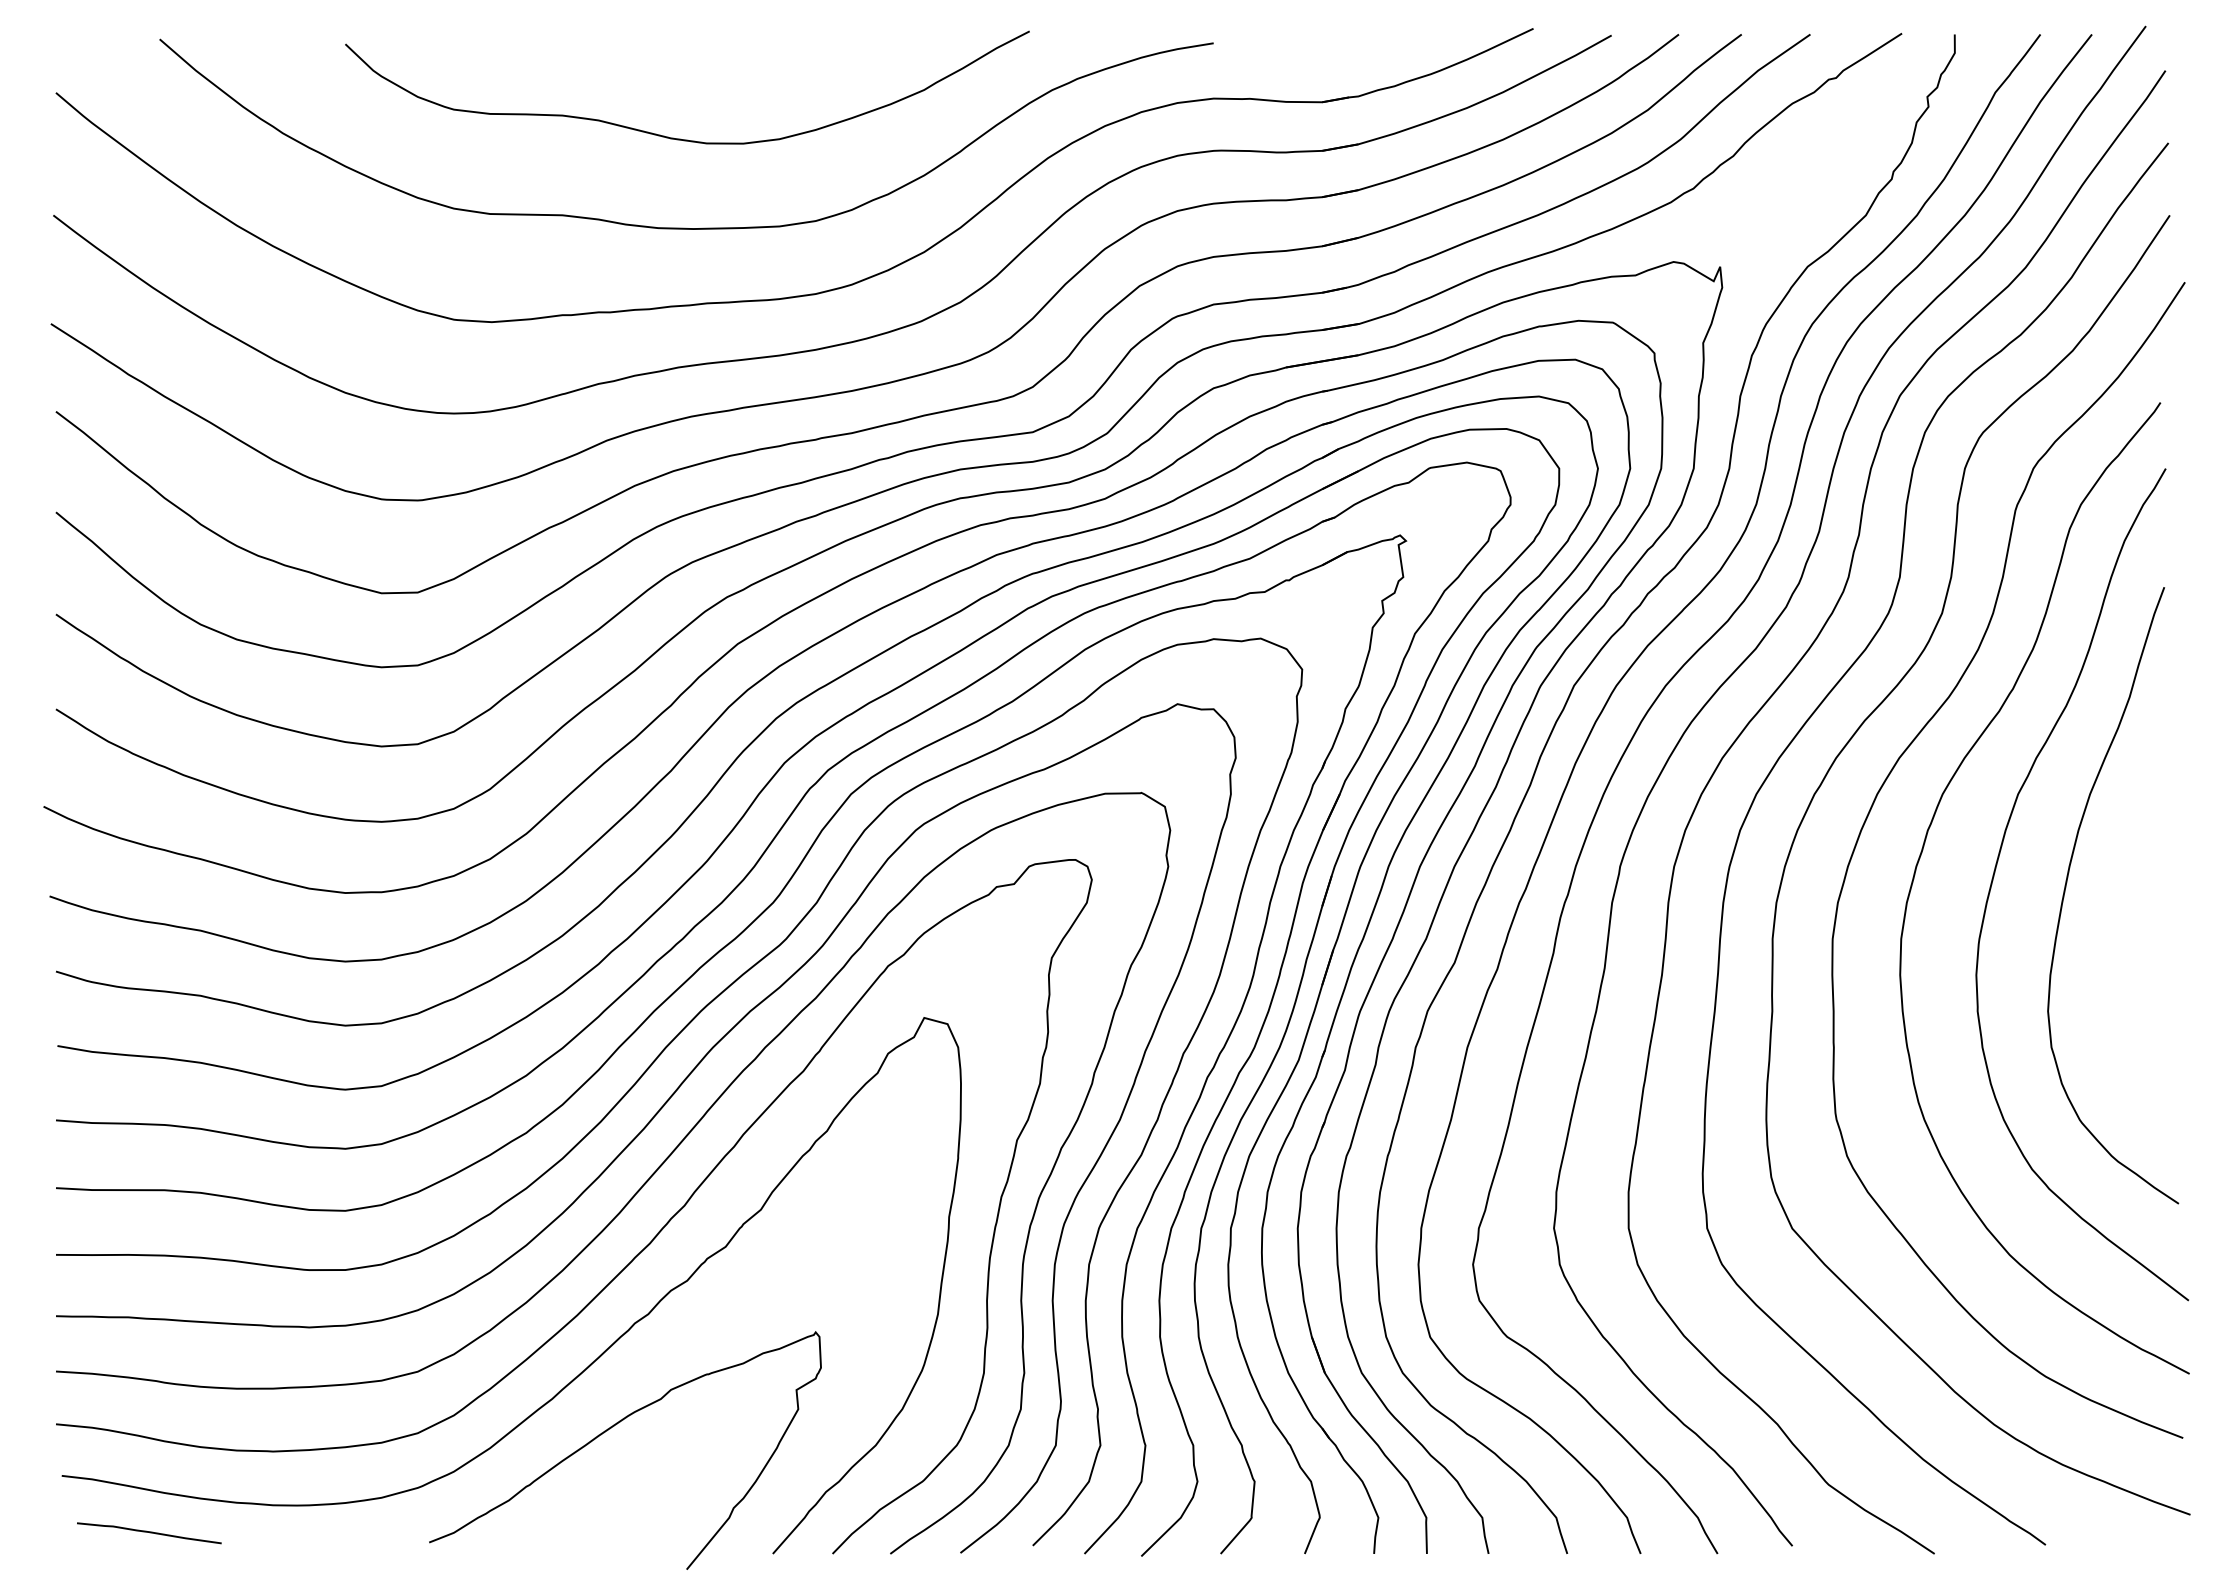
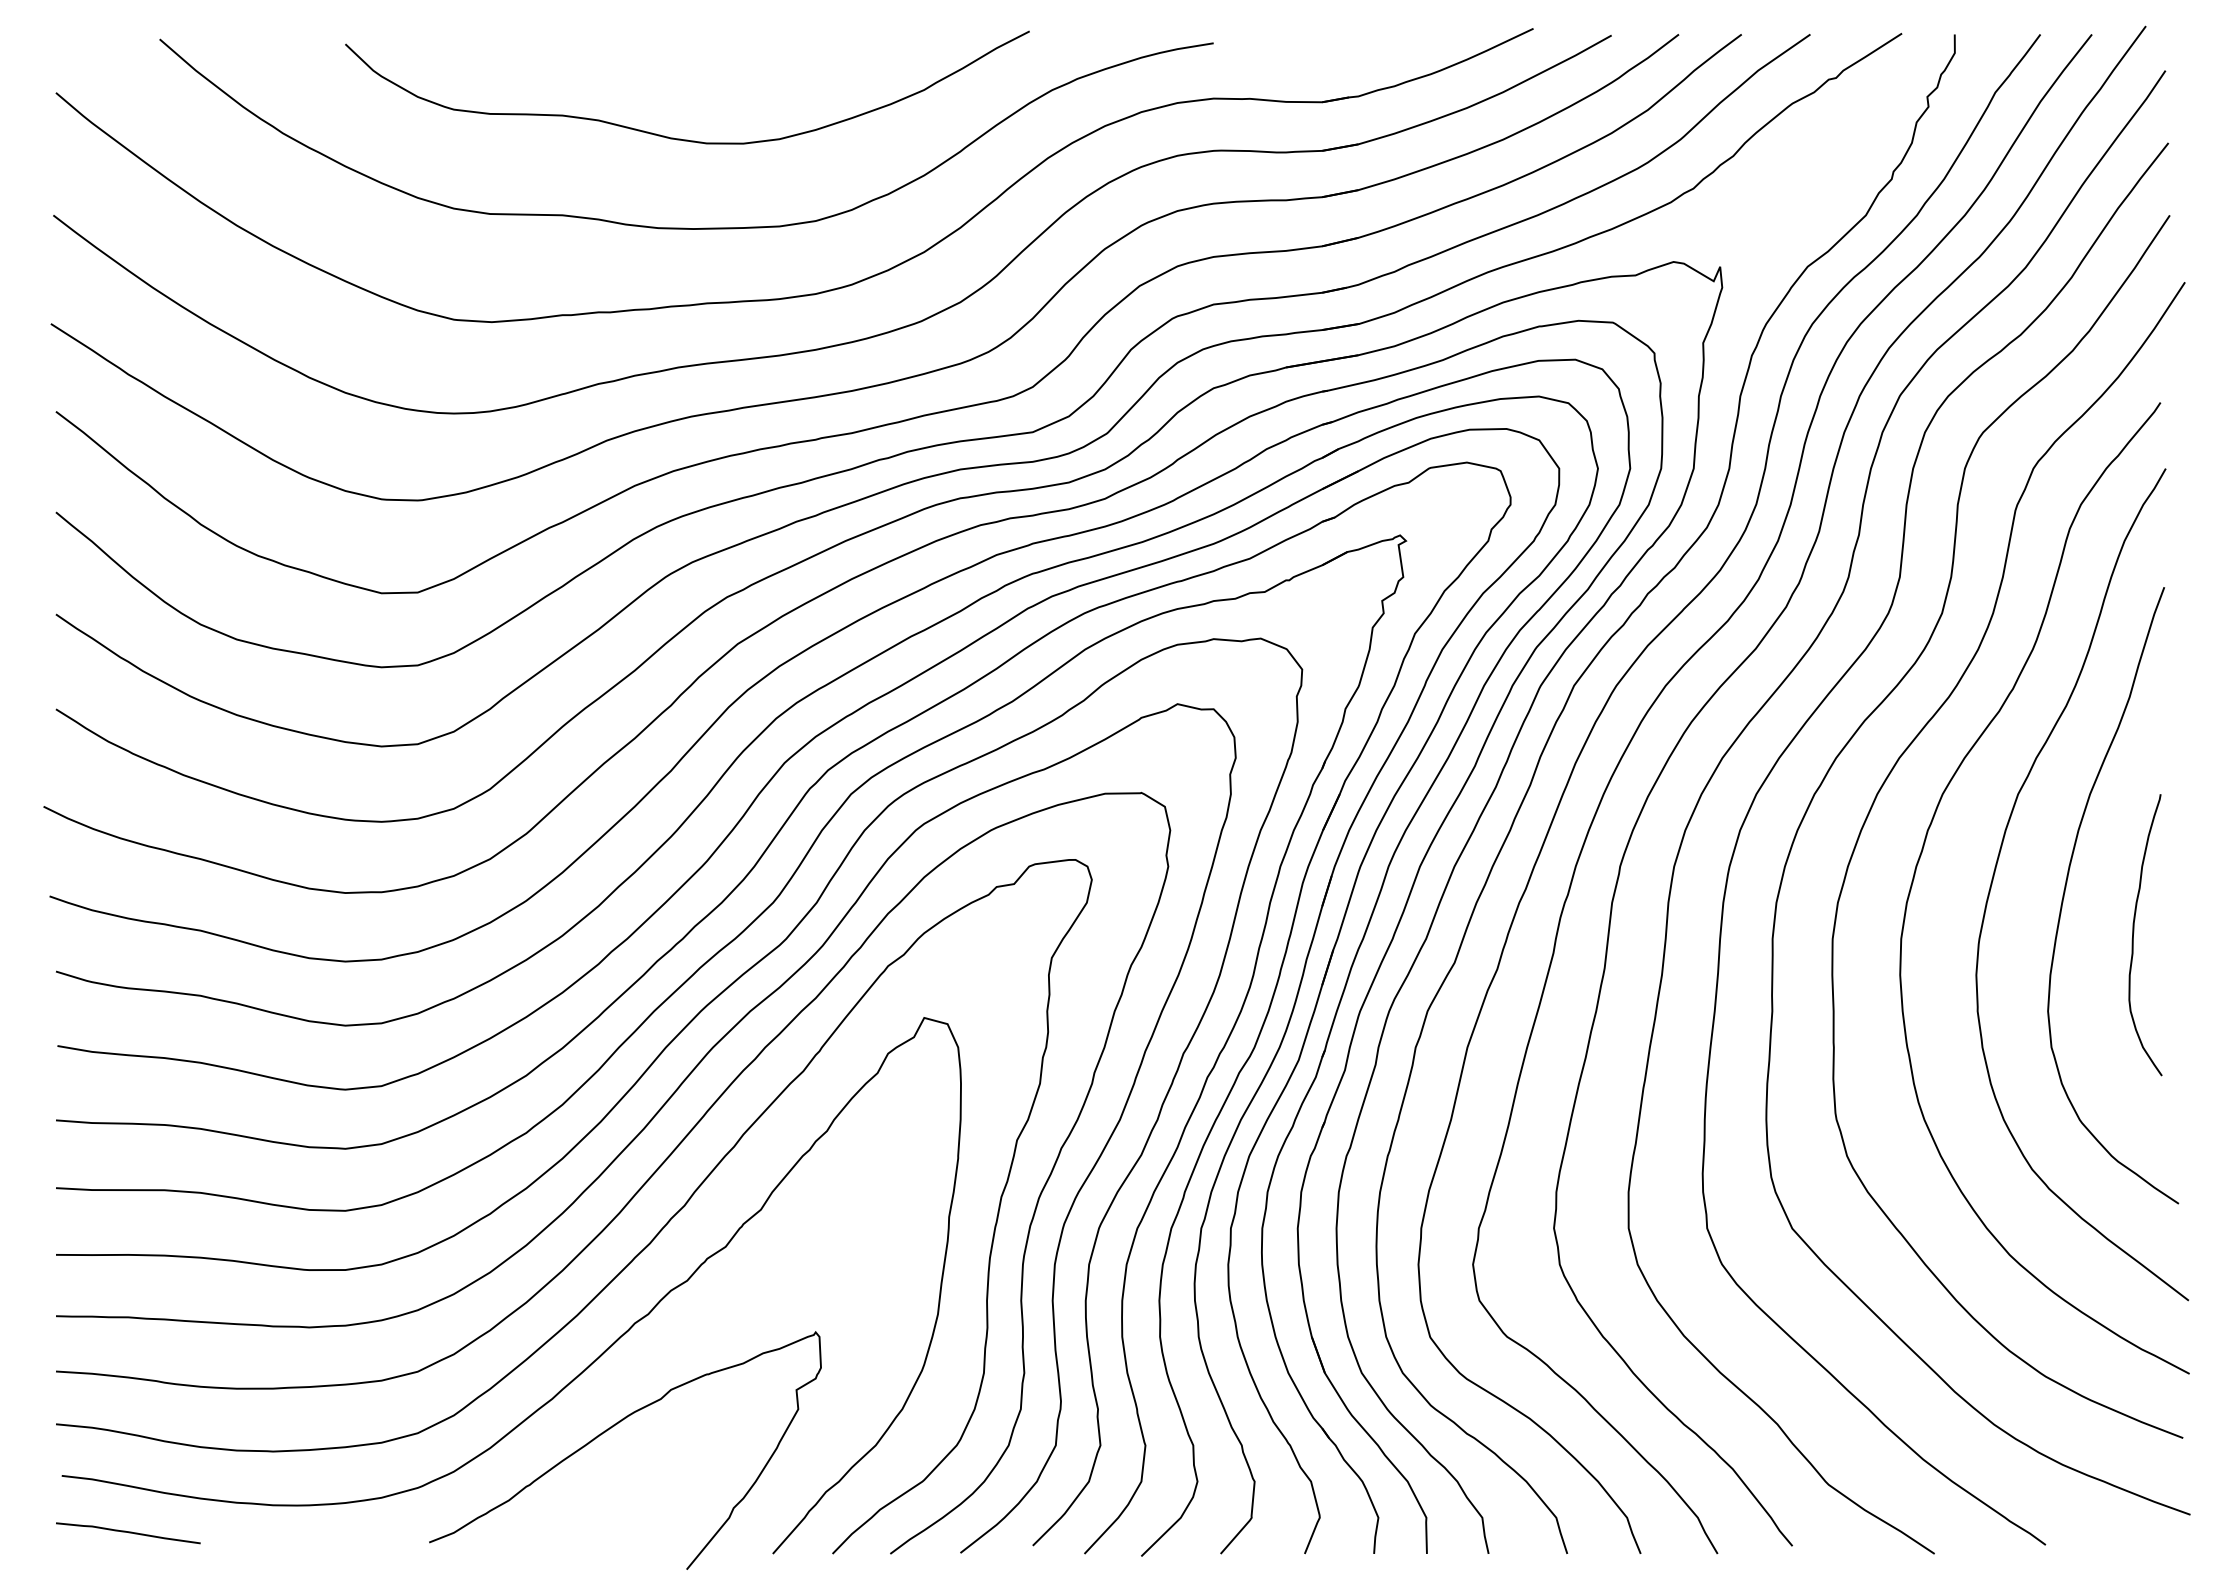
curve: none -> present (2134, 932)
curve position: (149, 1533) -> (128, 1533) (128, 1533)
